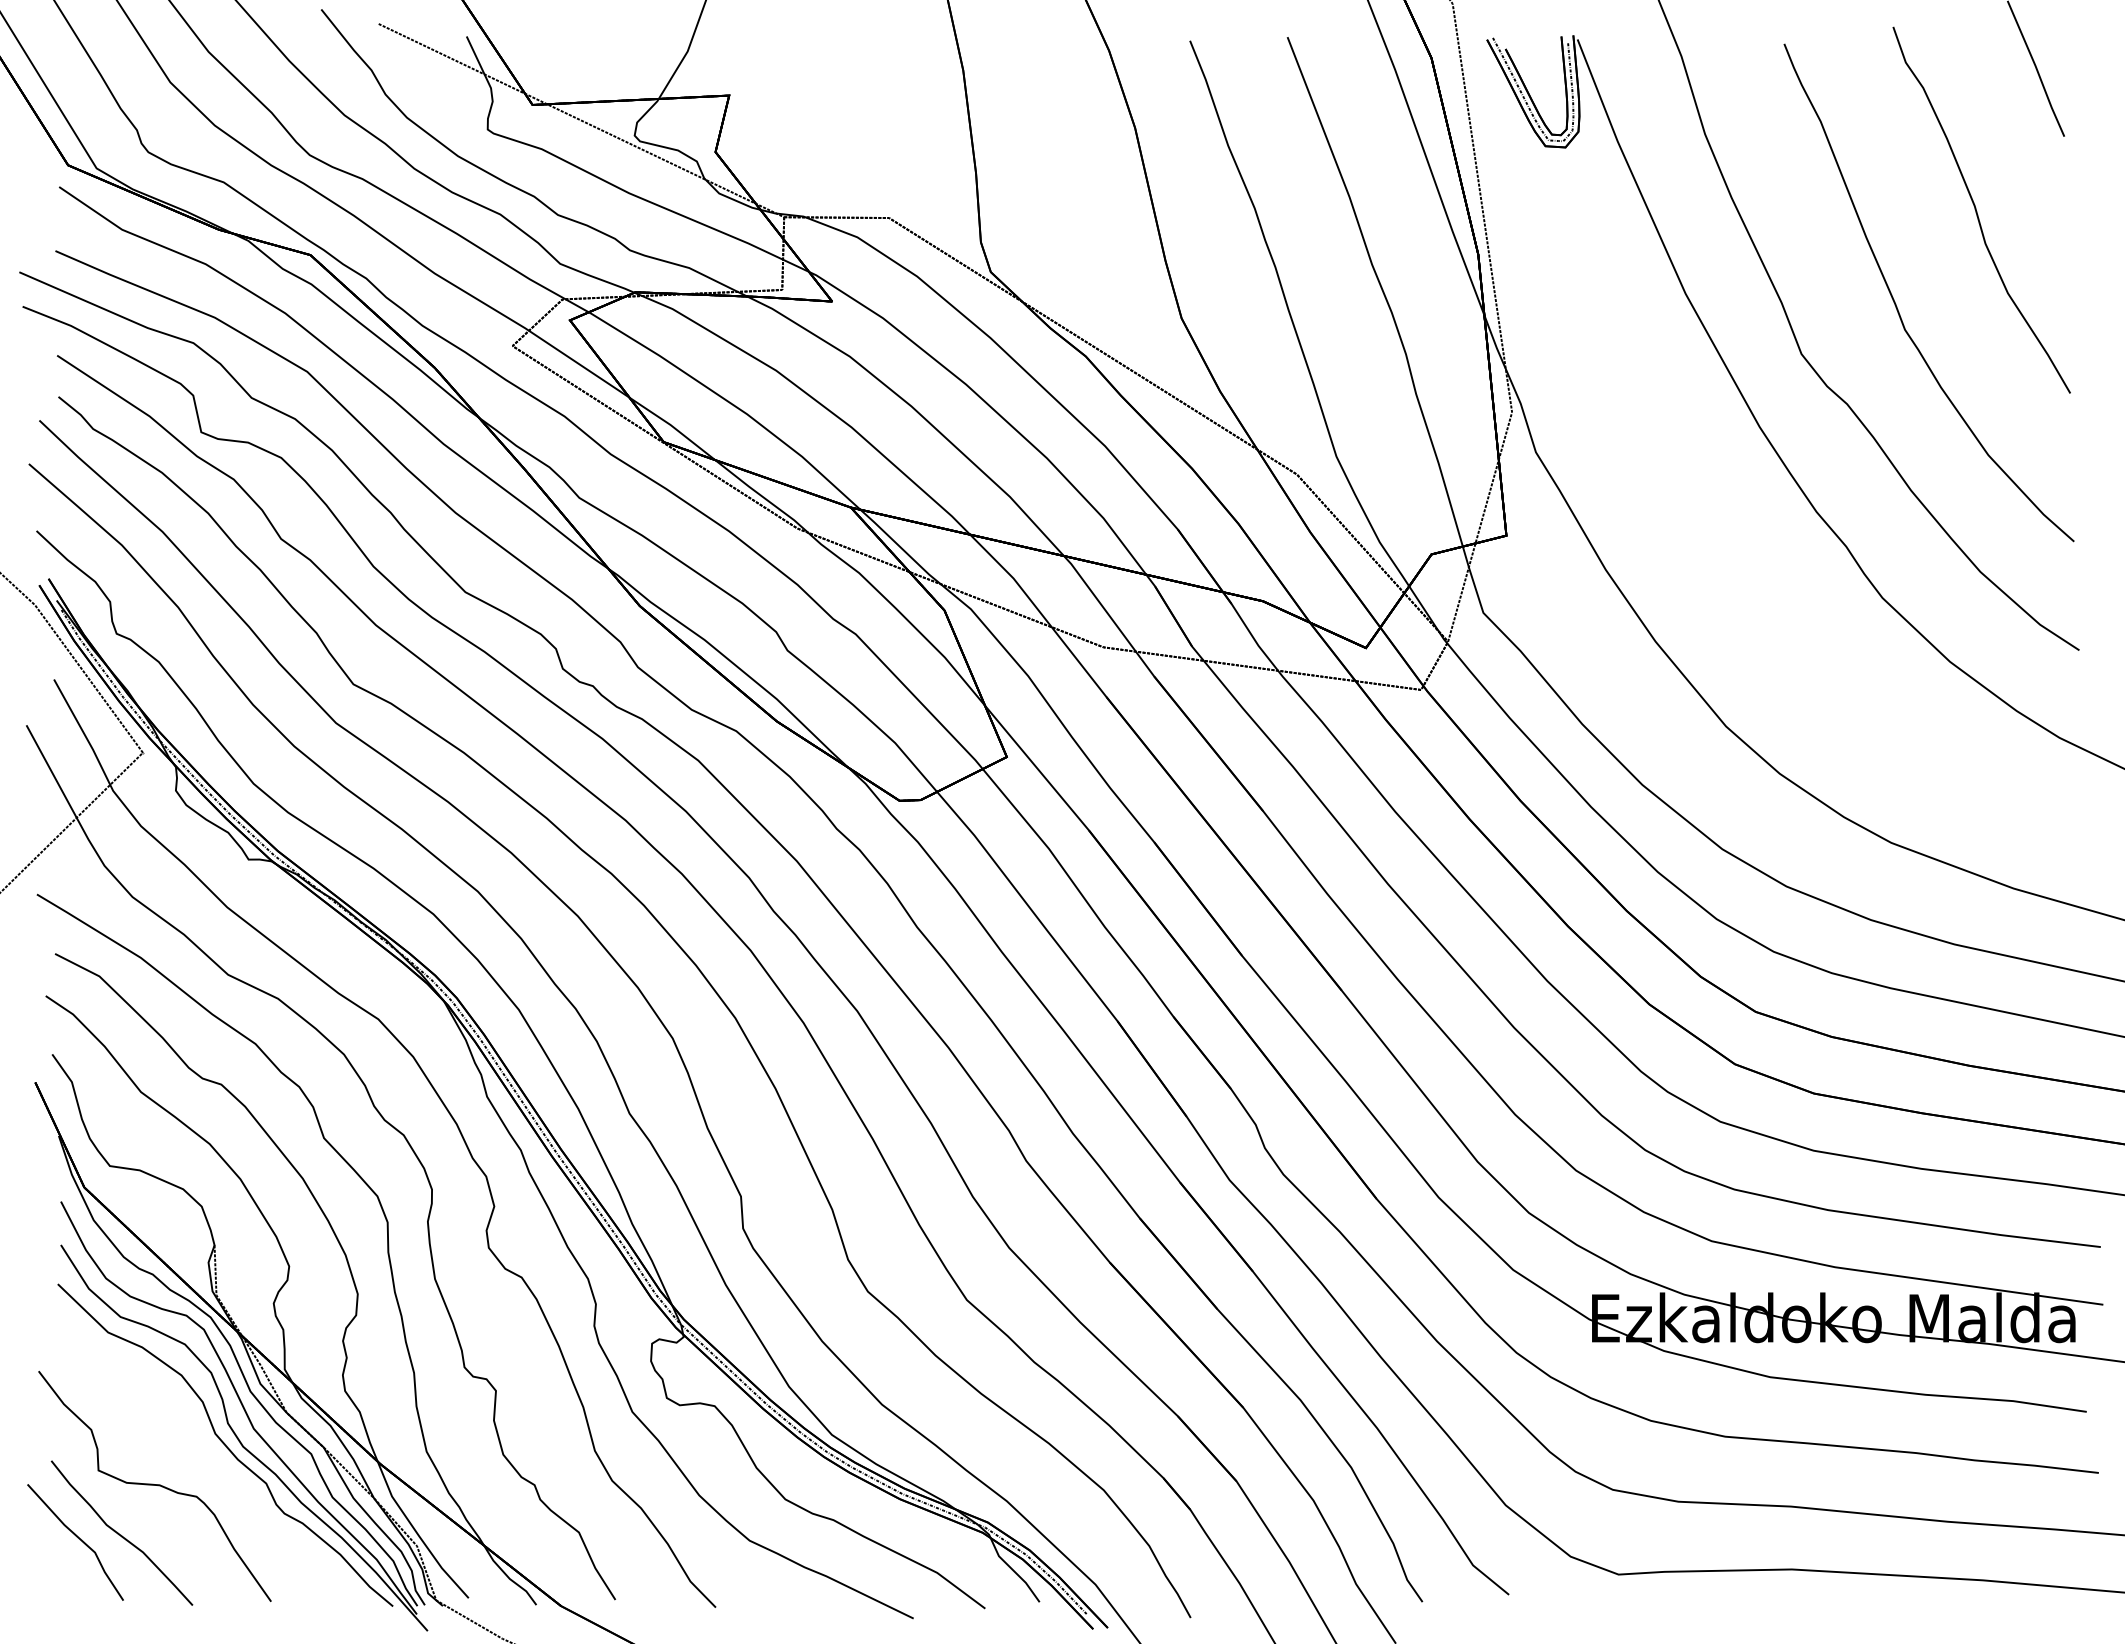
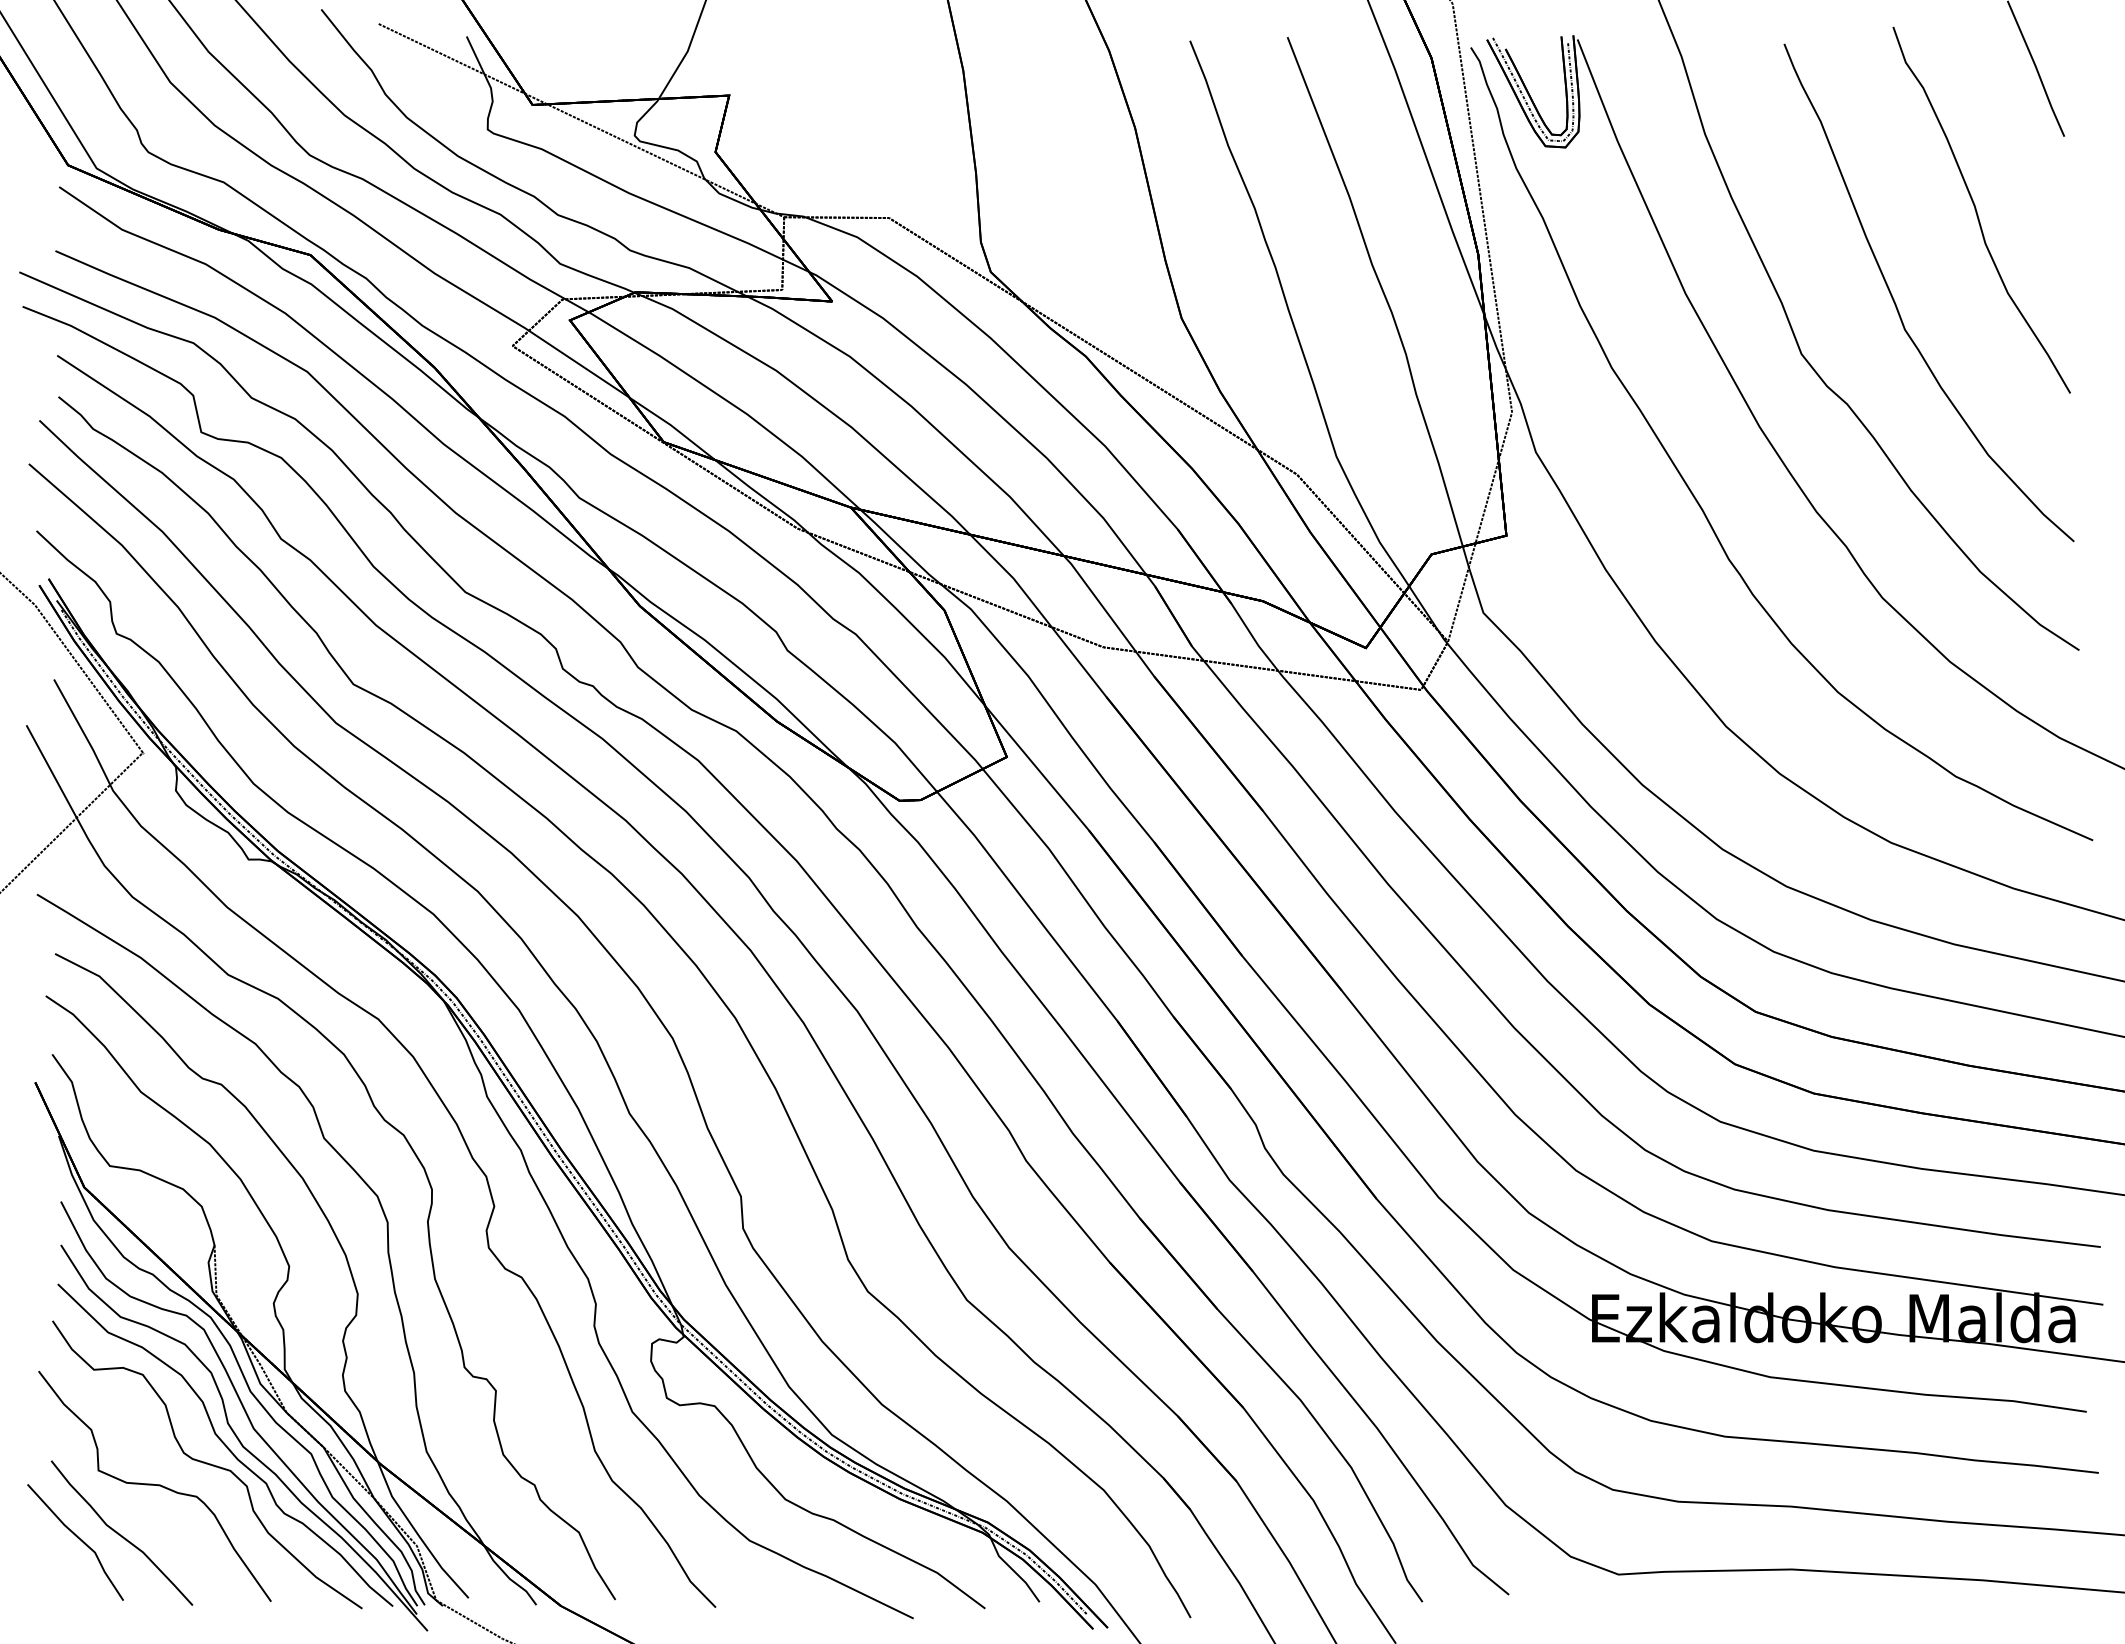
part: none -> present (1695, 496)
part: none -> present (207, 1464)
